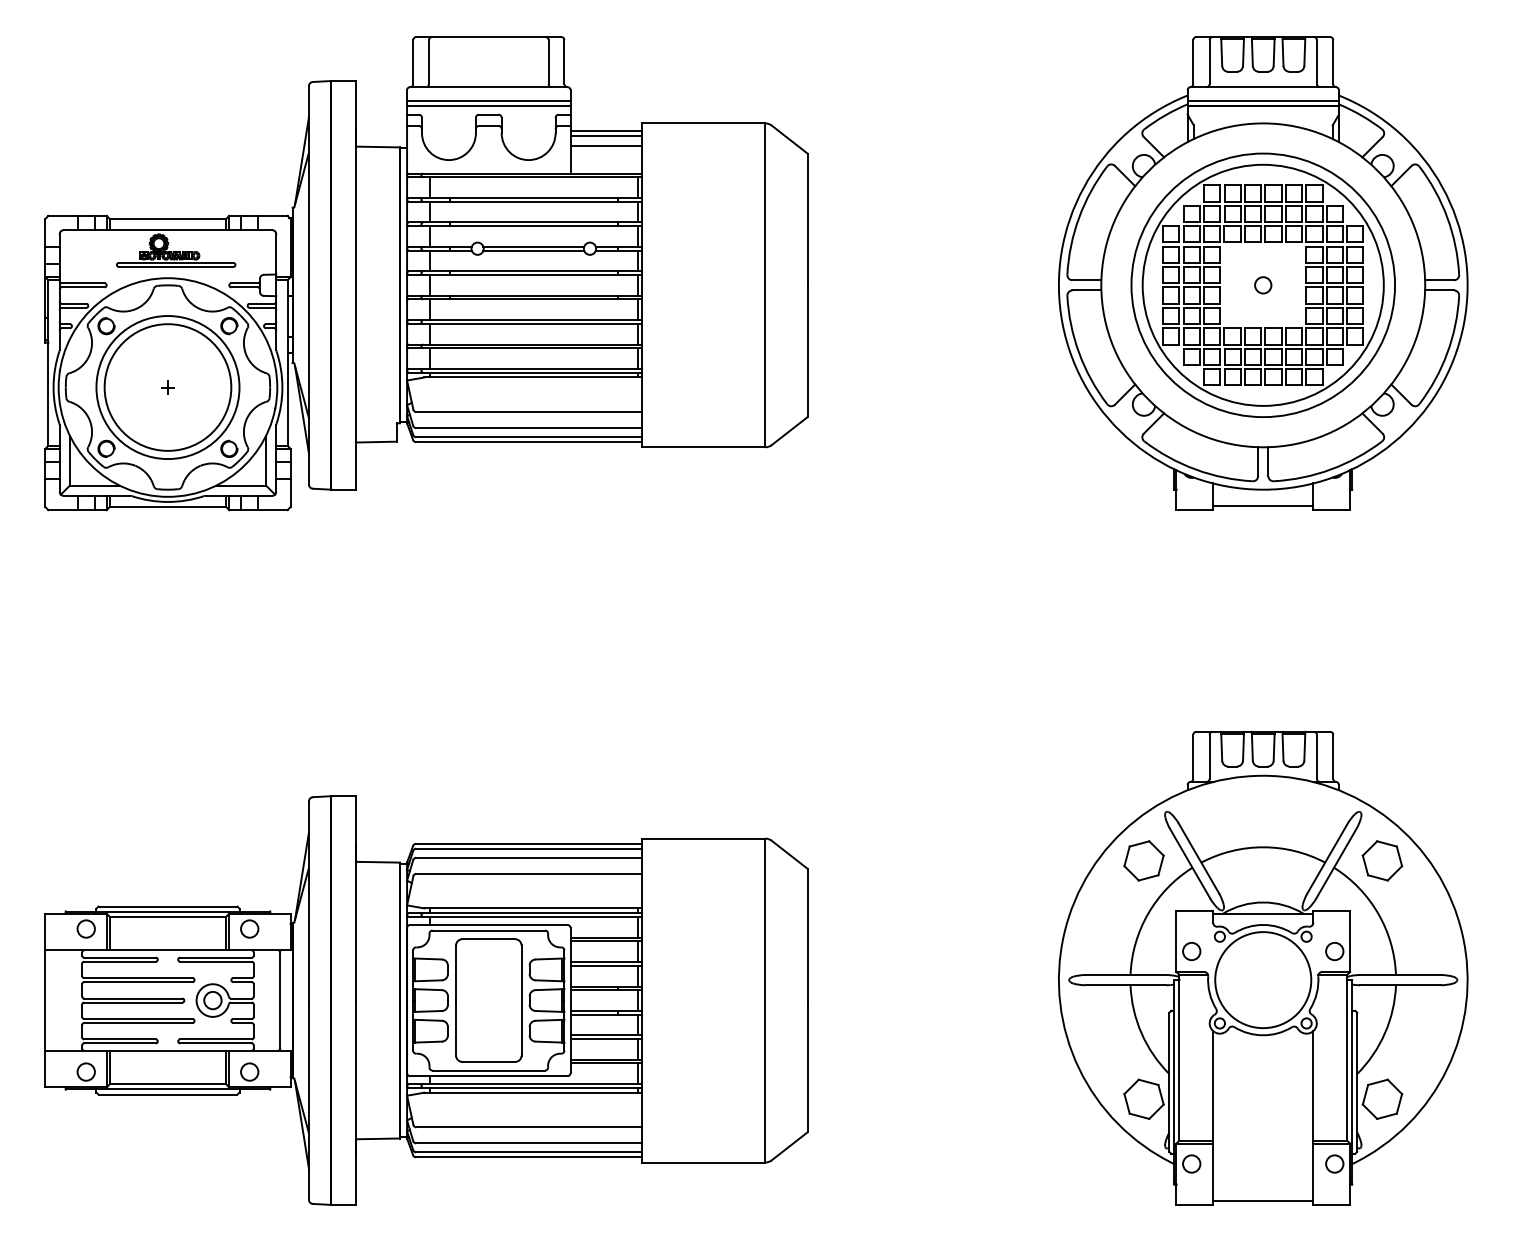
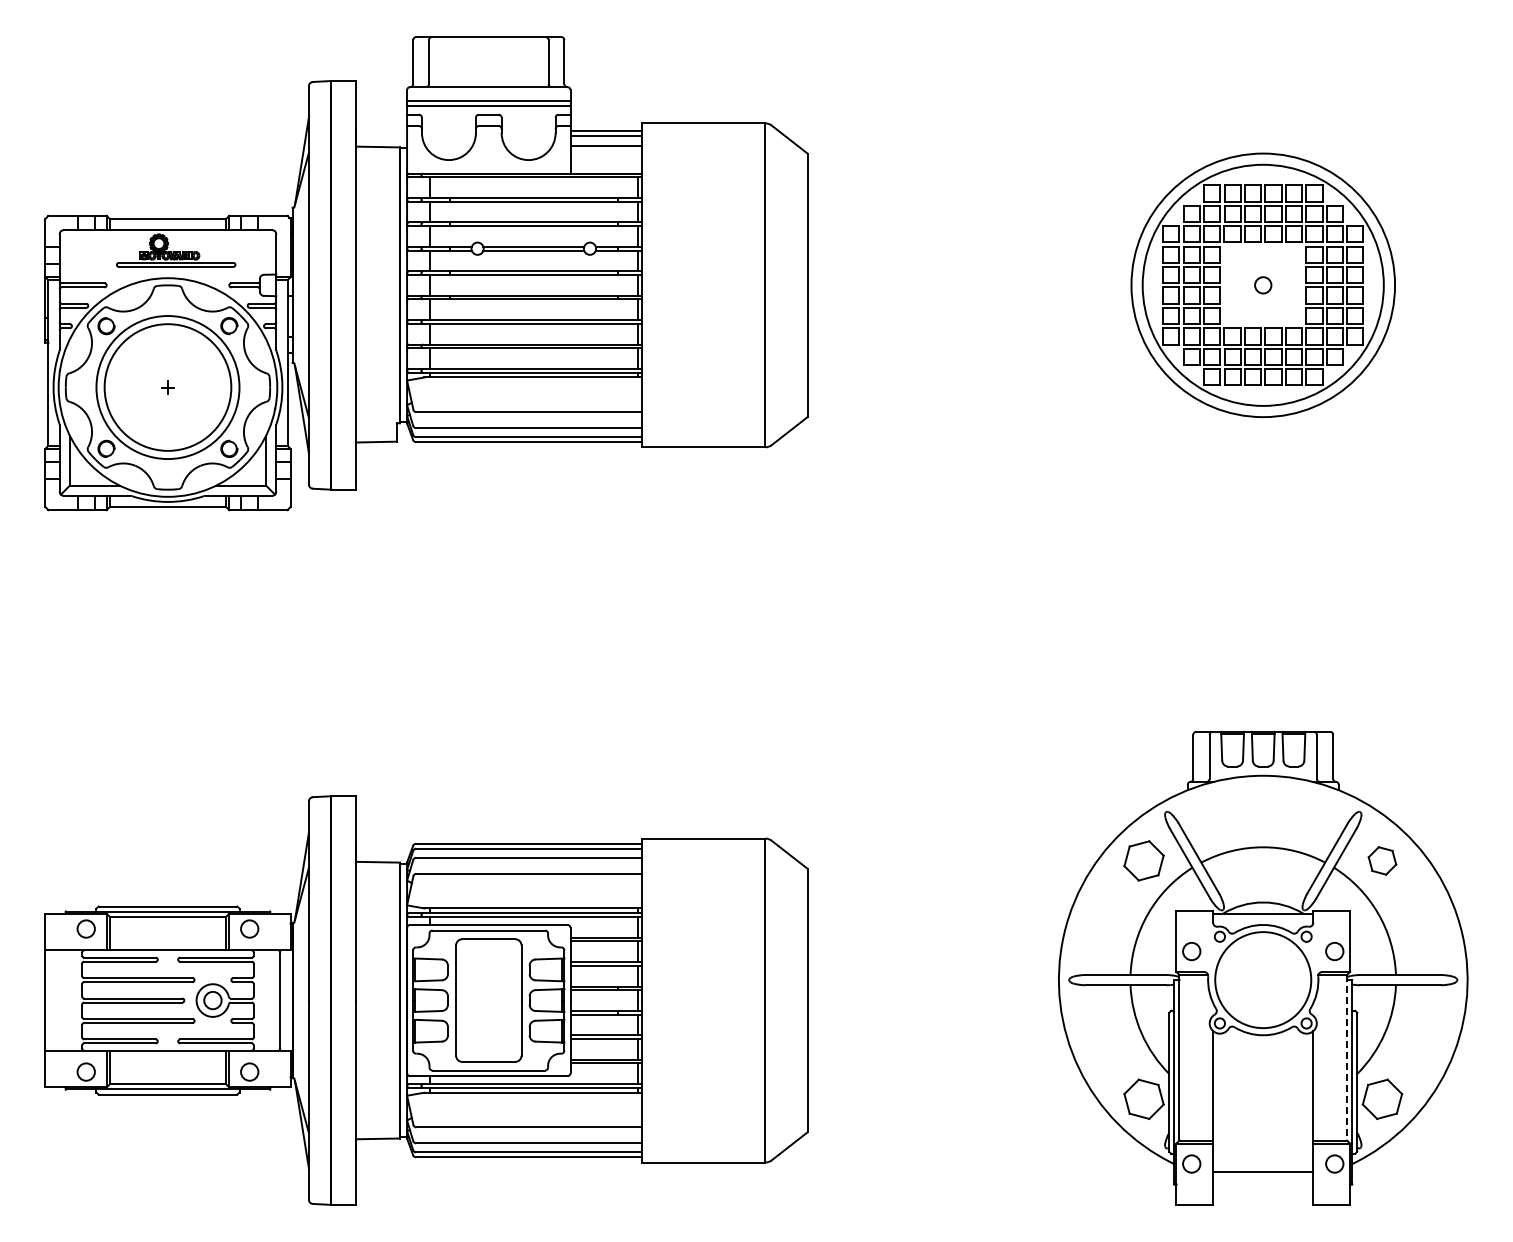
part: present -> none (1263, 273)
part size: 43x42 px -> 31x30 px (1382, 860)
line: solid -> dashed (1347, 1057)
line position: (1263, 1200) -> (1263, 1171) (1263, 1171)
